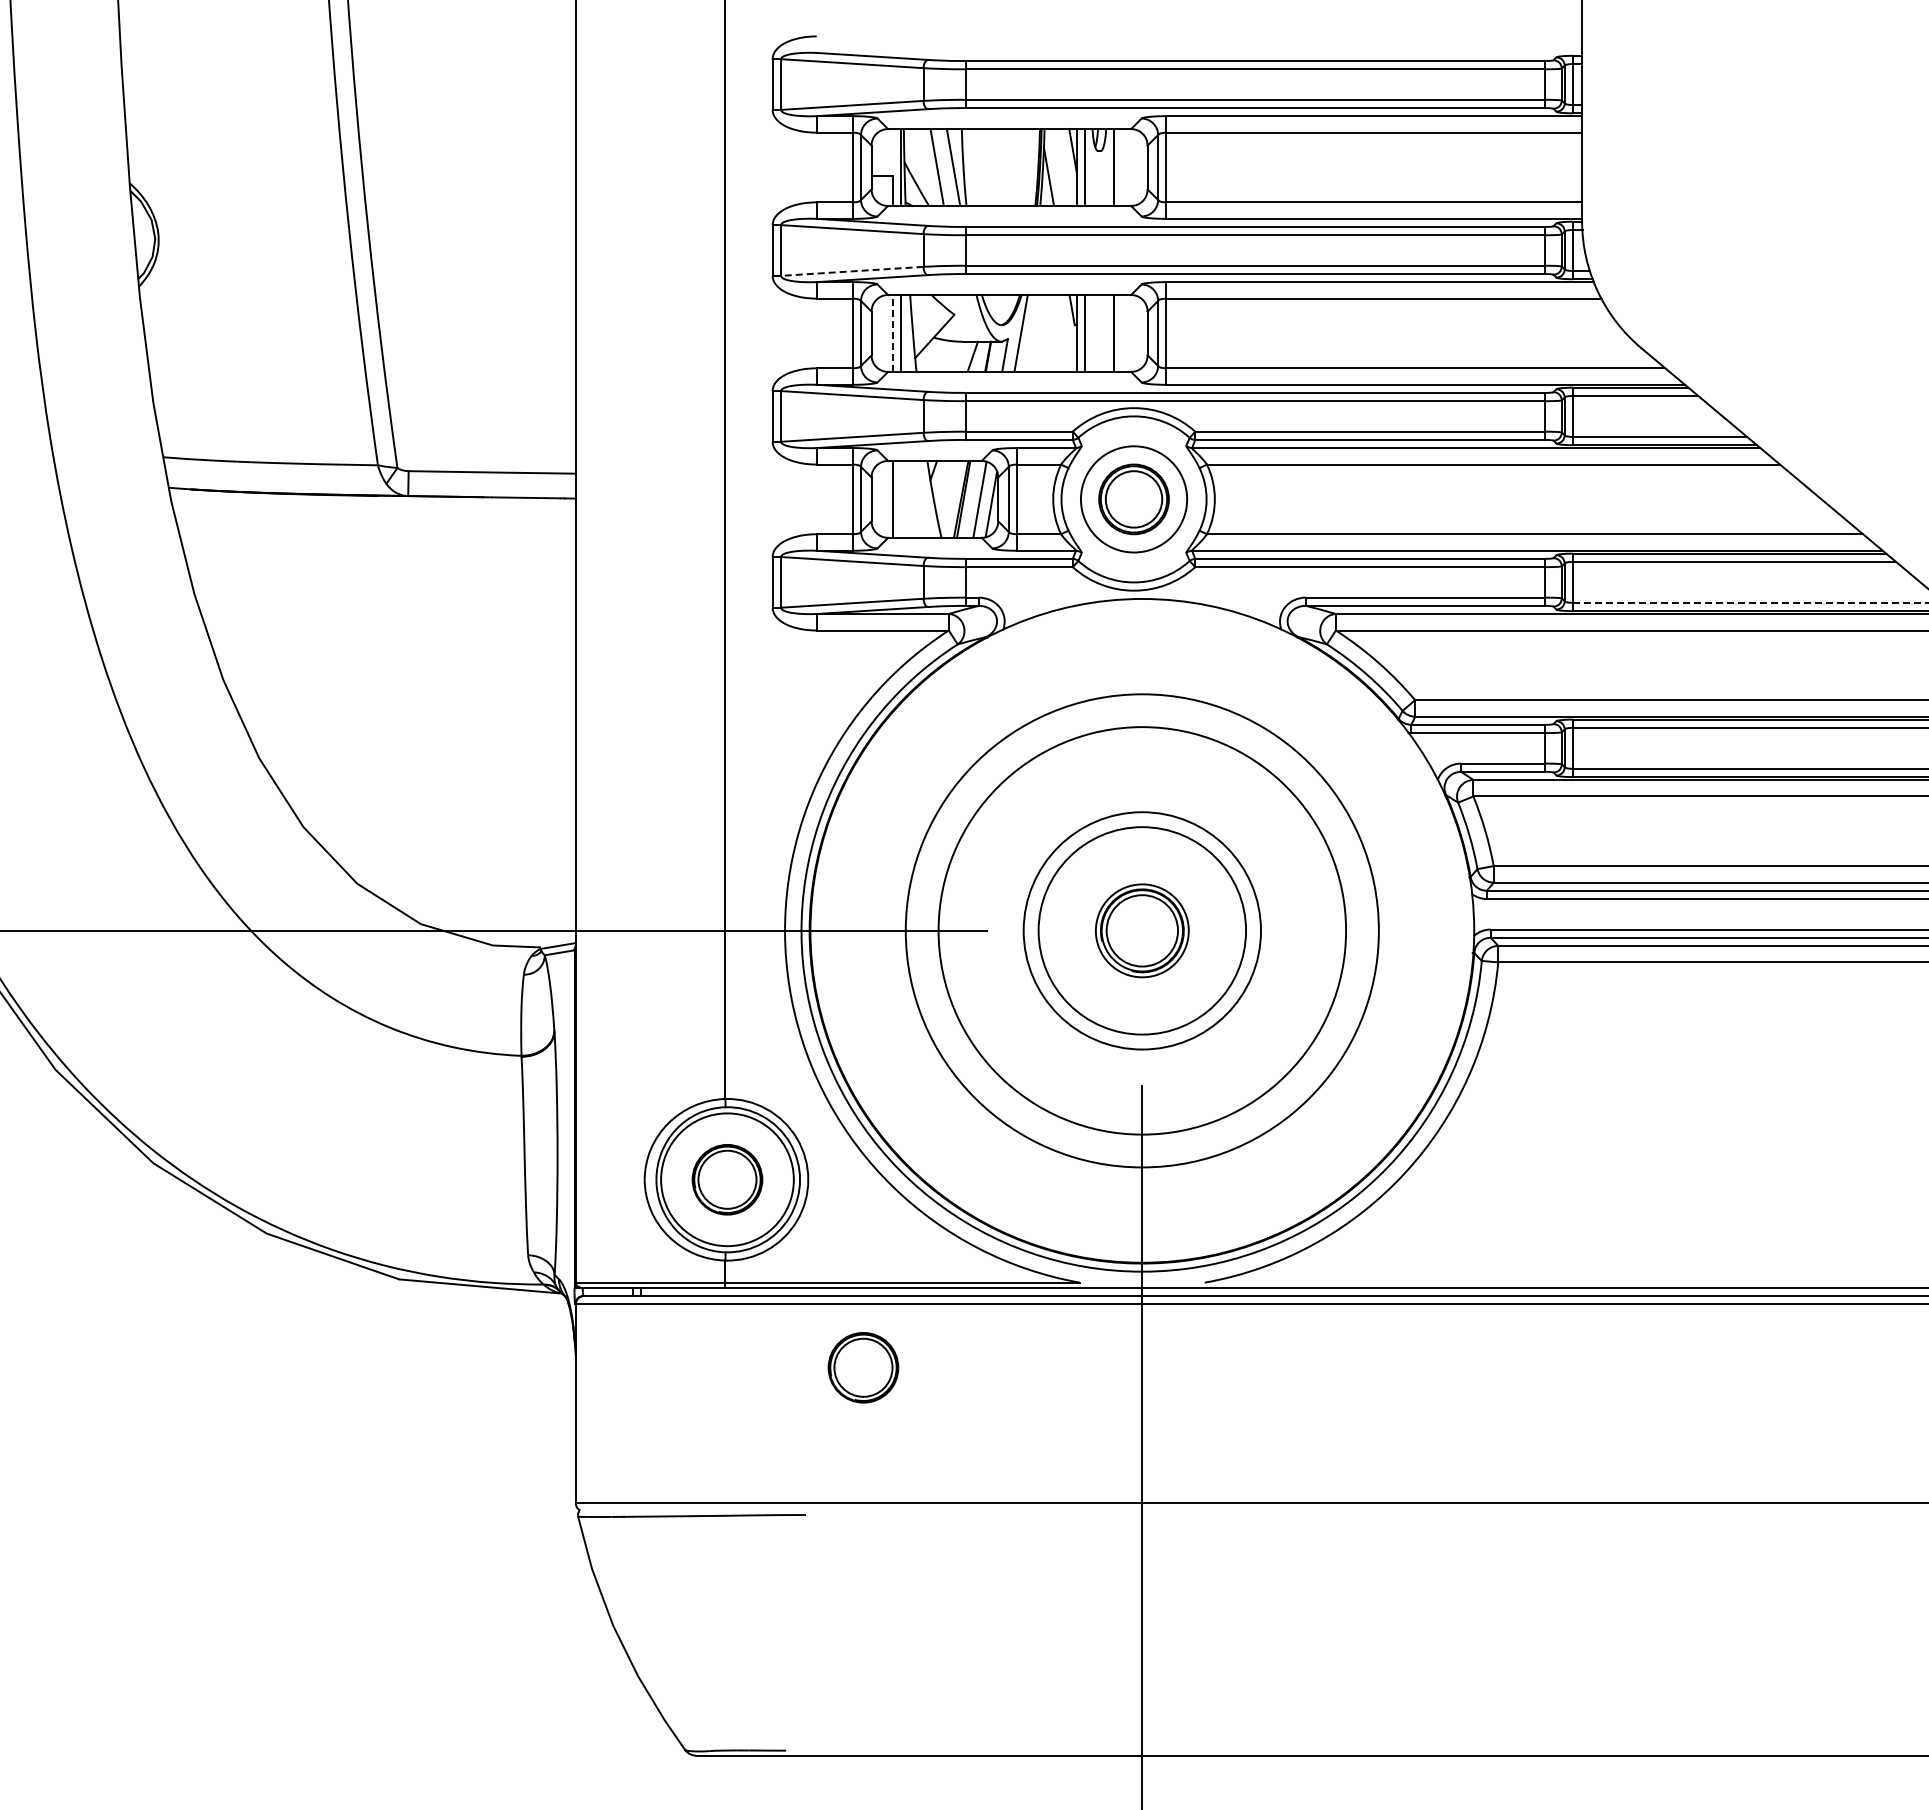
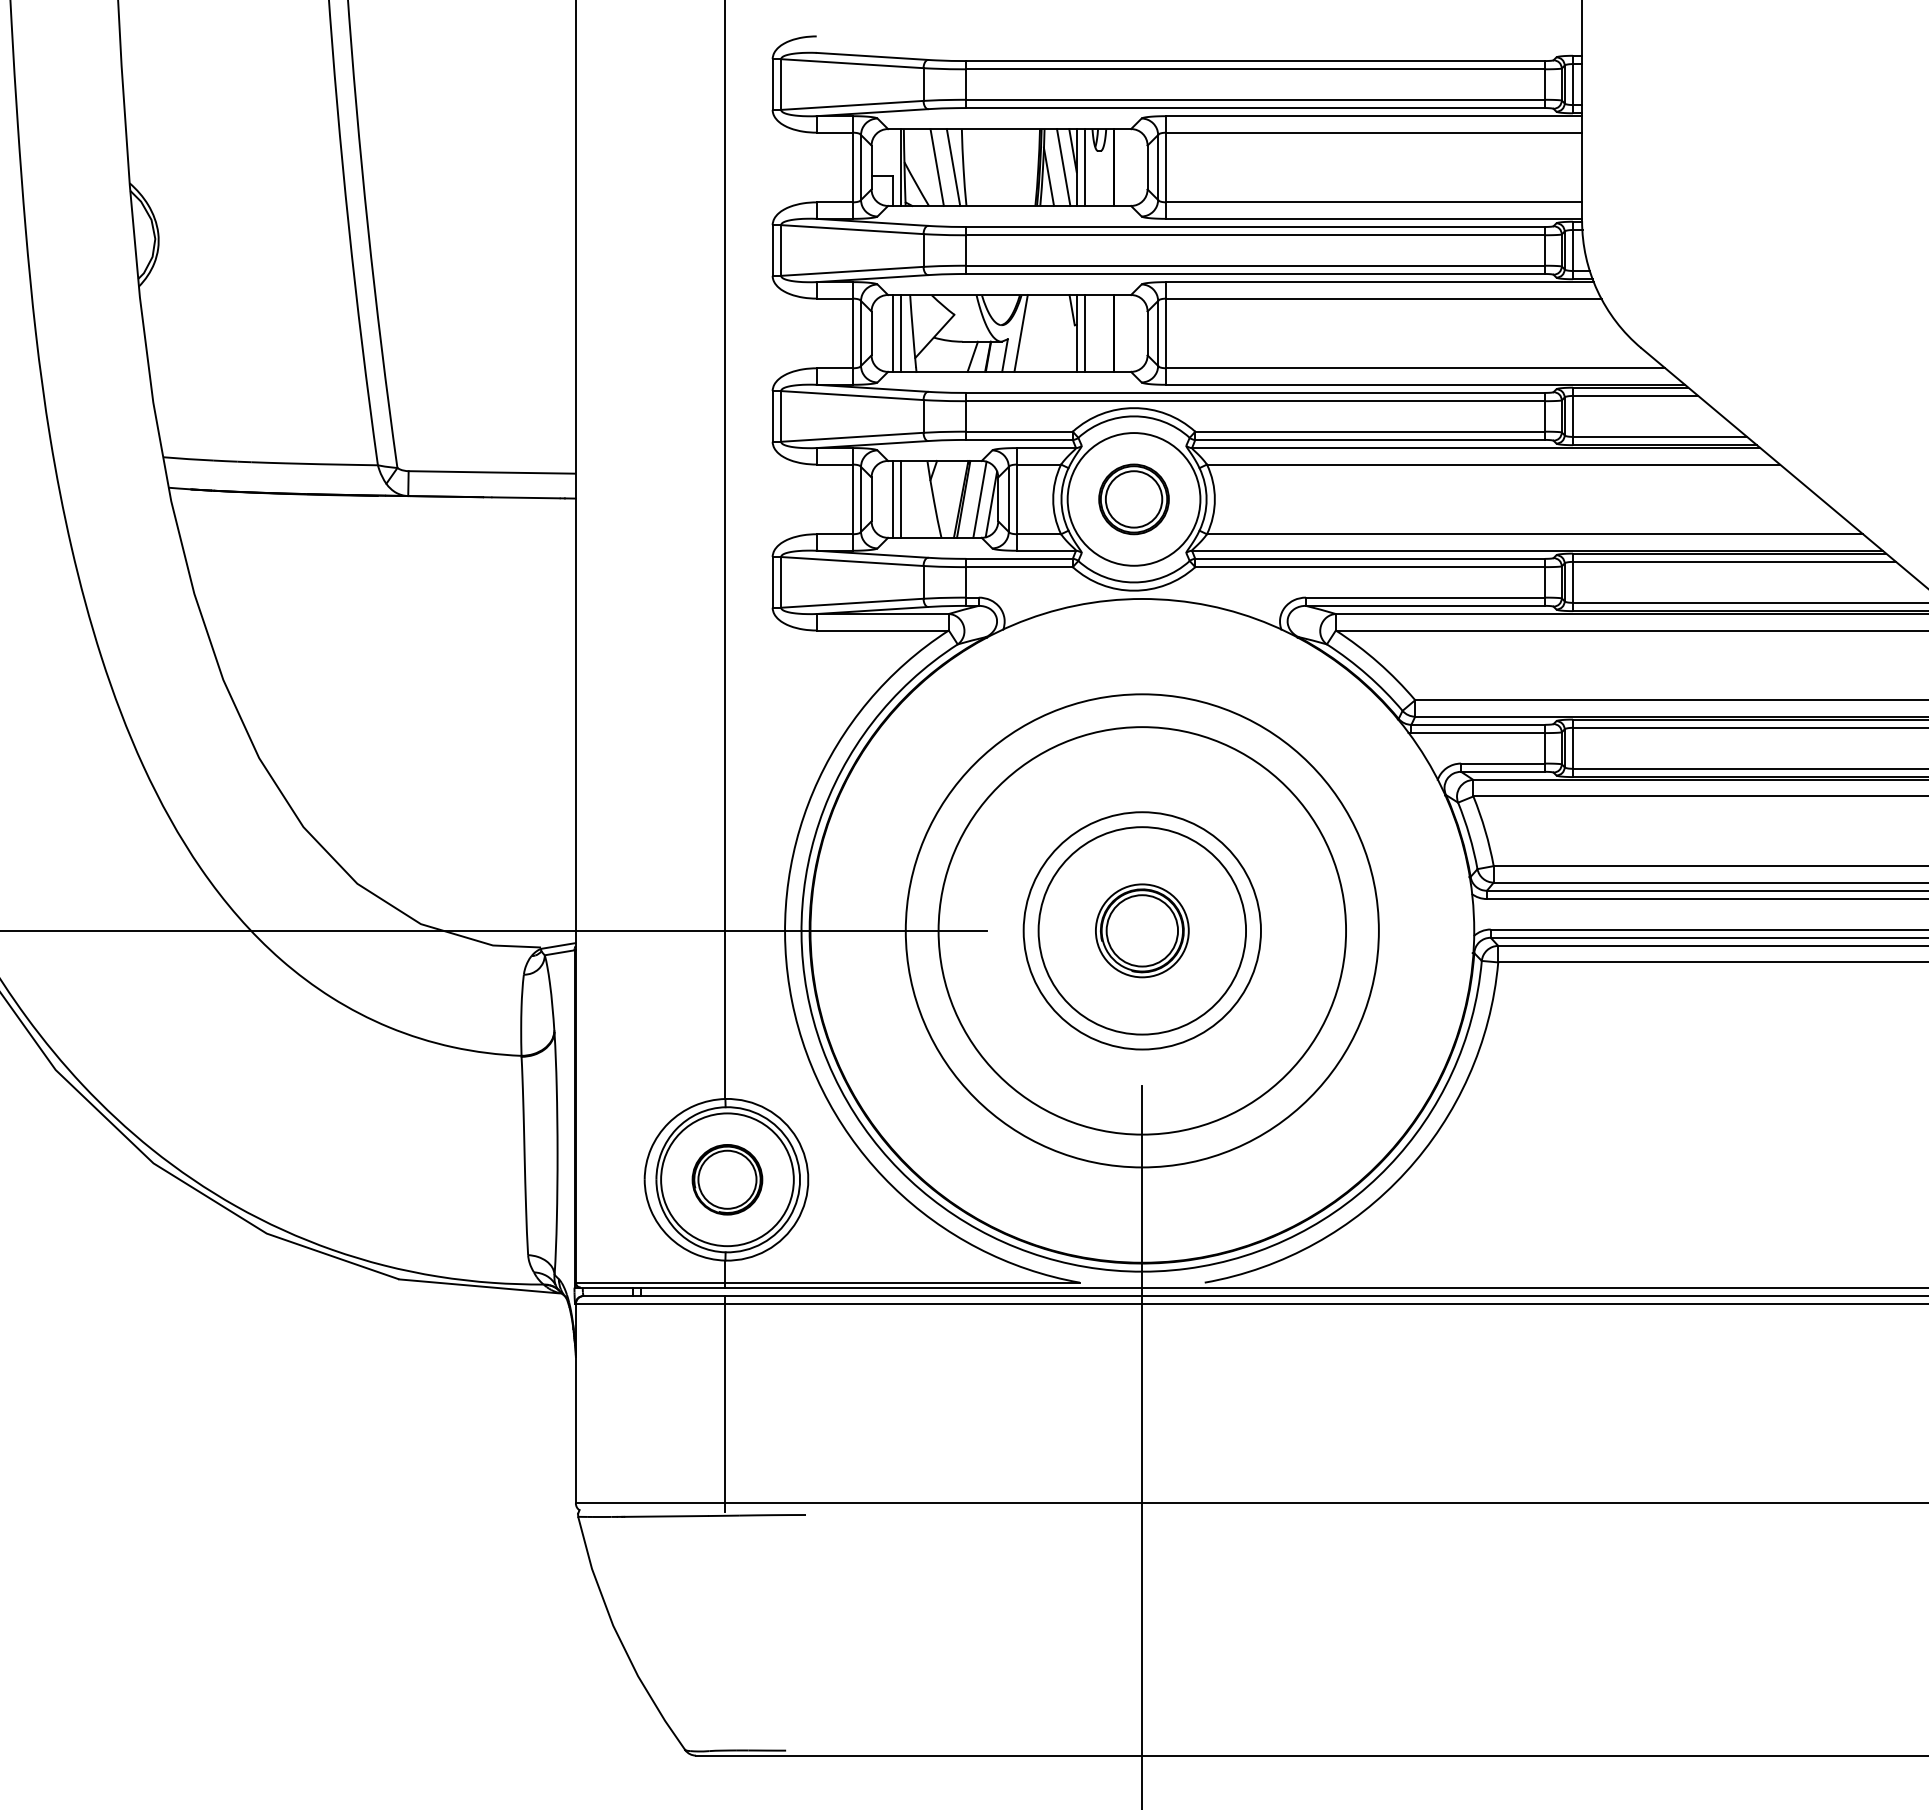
line: none -> present (1063, 167)
line: dashed -> solid (851, 271)
line: dashed -> solid (892, 332)
line: none -> present (900, 498)
circle diameter: 106 px -> 133 px (1133, 499)
line: dashed -> solid (1750, 602)
part: present -> none (863, 1367)
line: none -> present (725, 1403)
